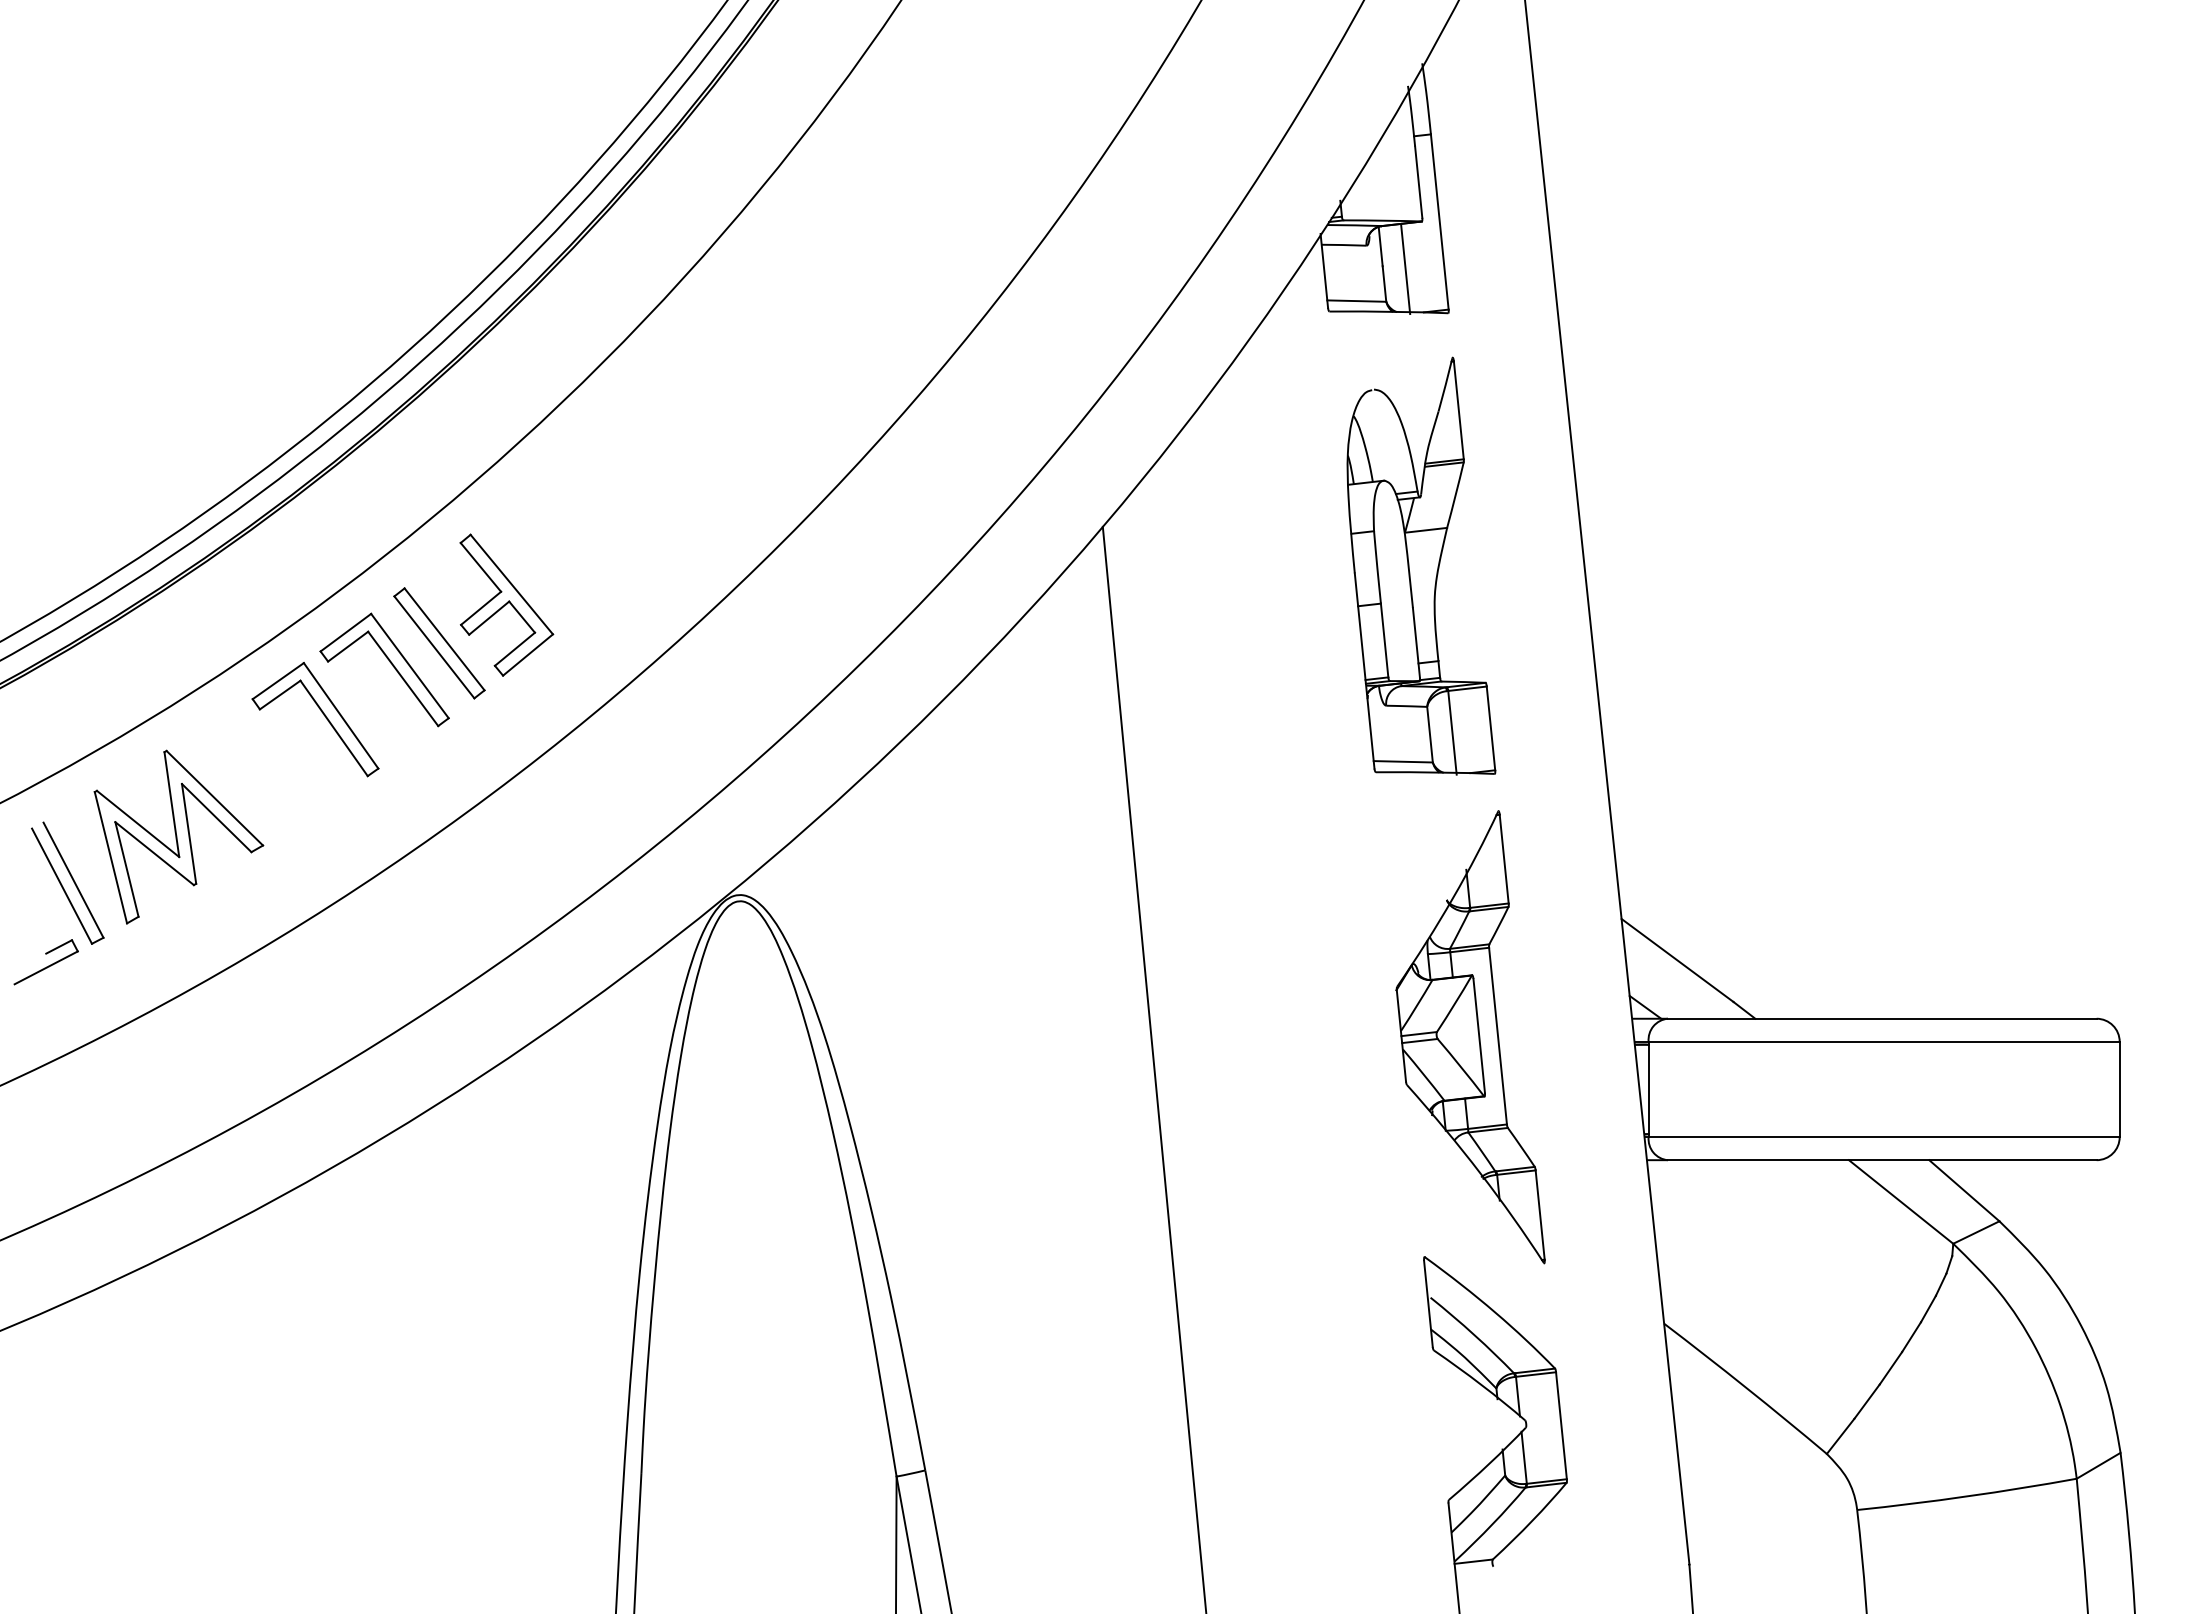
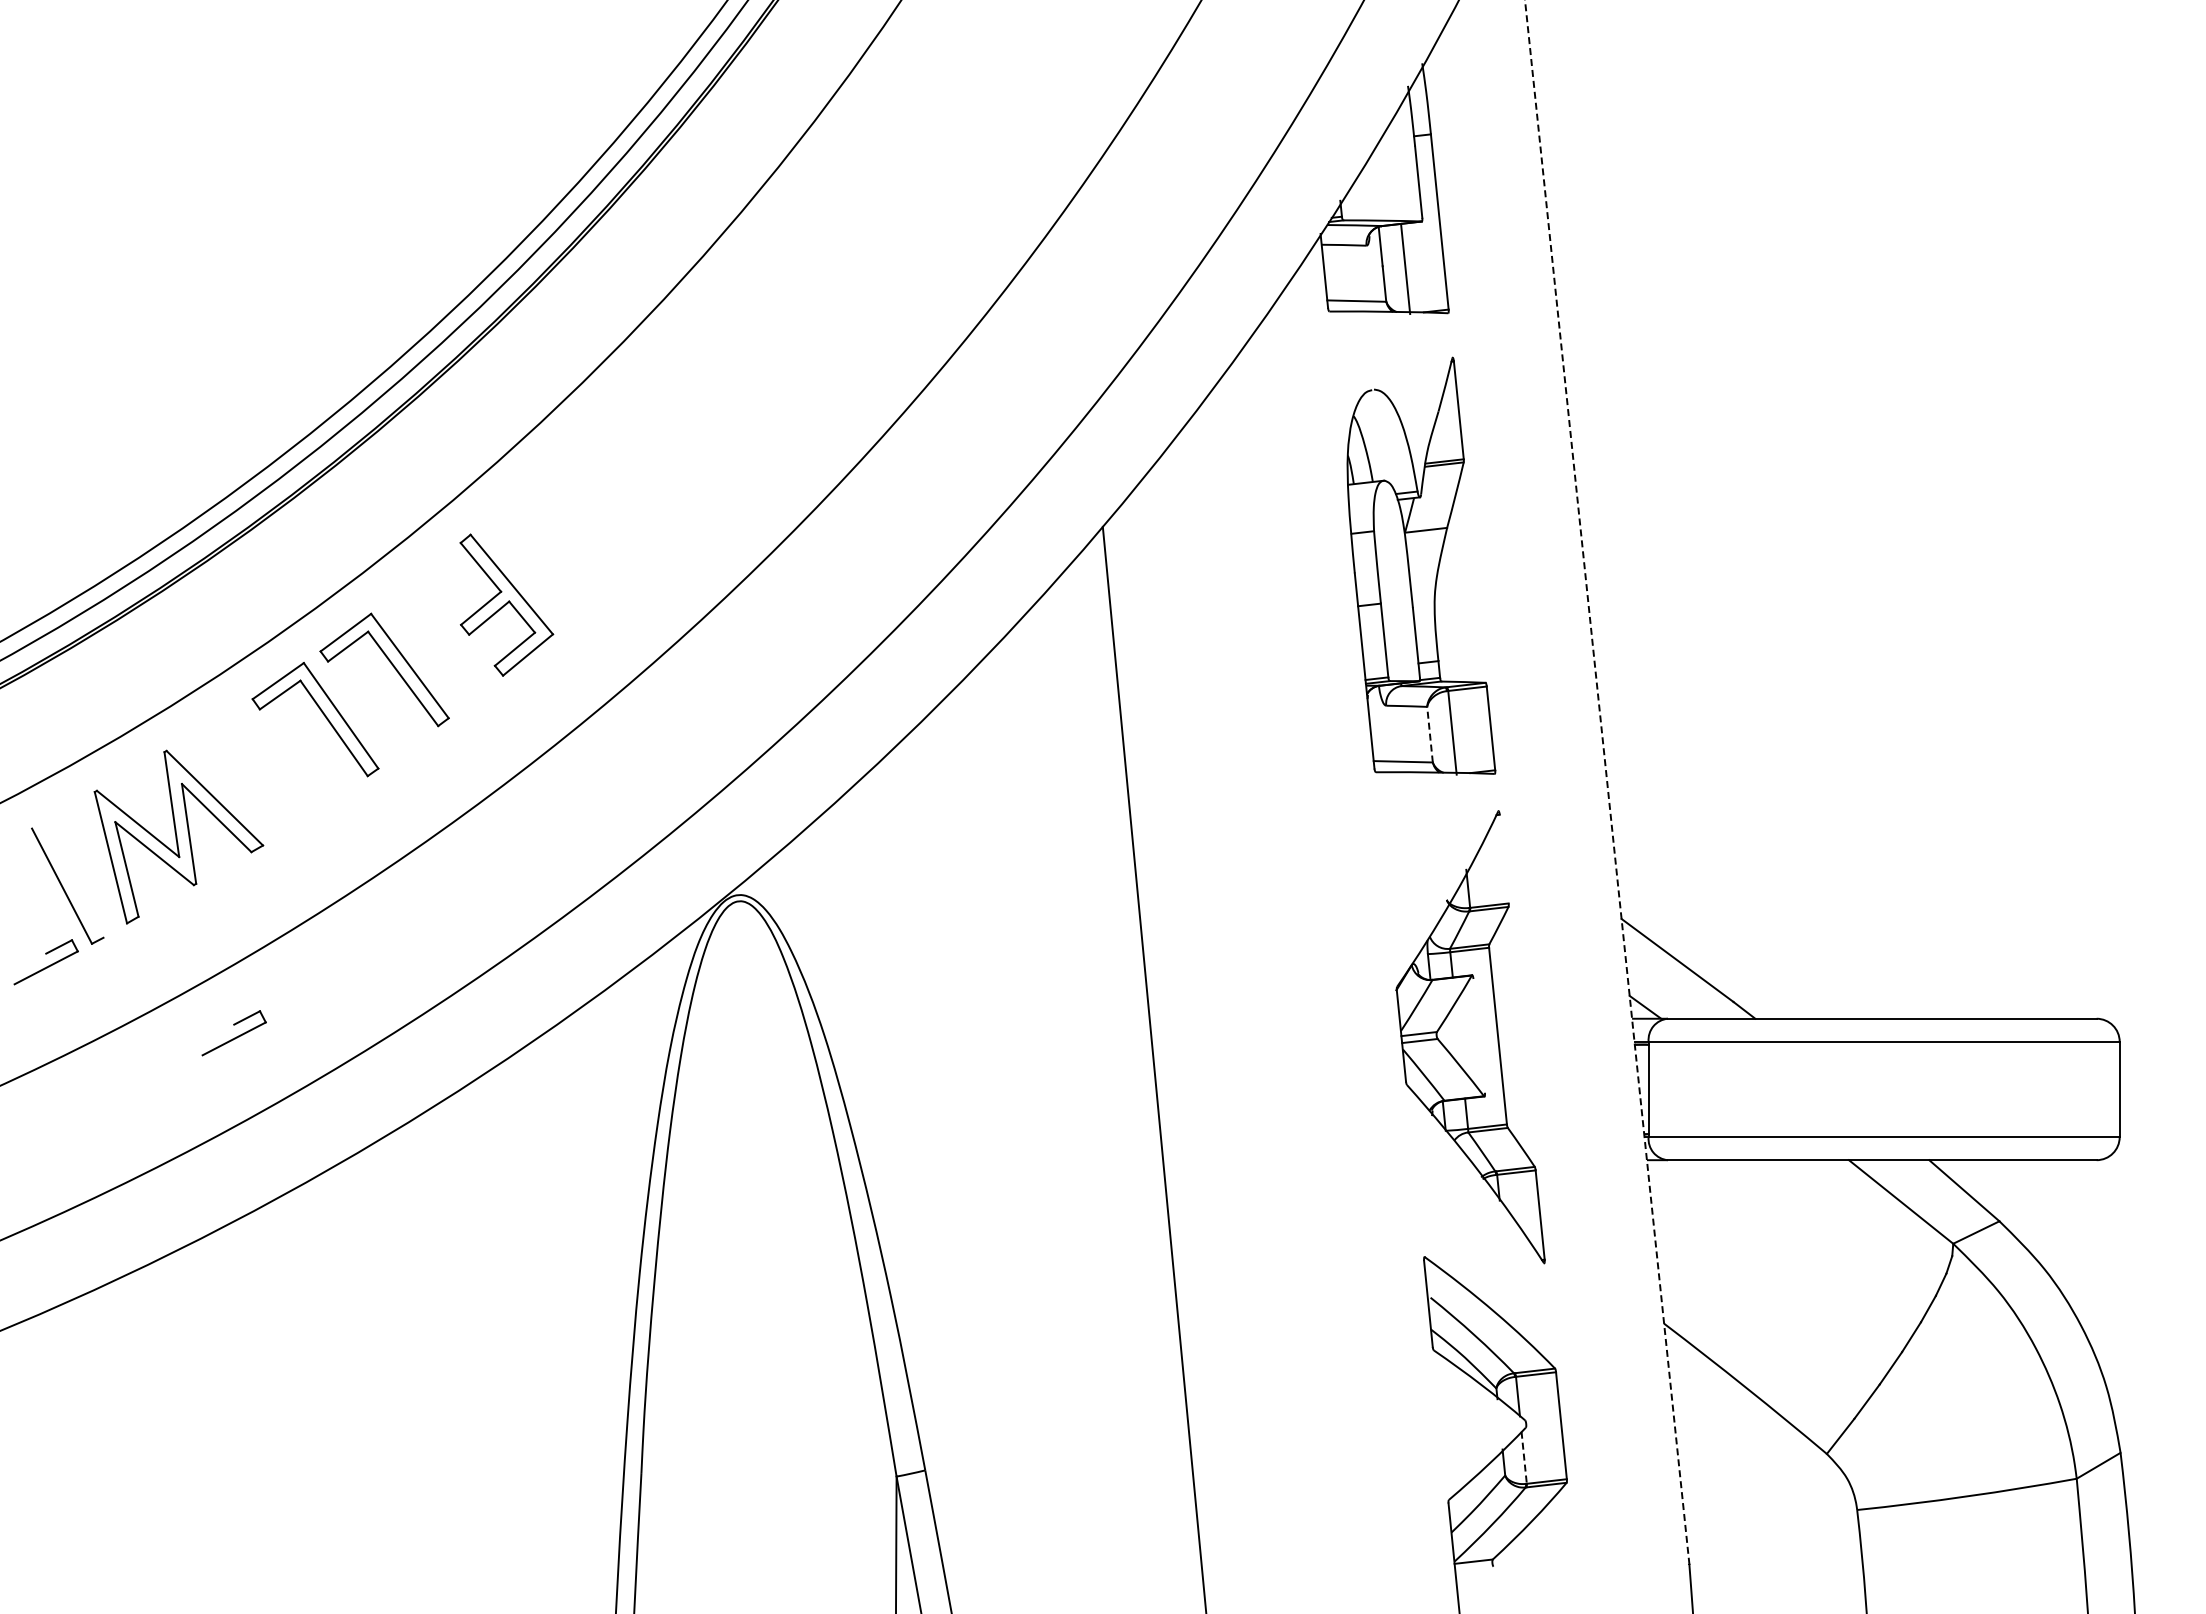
part: present -> none (439, 643)
line: solid -> dashed (1430, 734)
line: solid -> dashed (1607, 782)
line: present -> none (1503, 858)
line: present -> none (73, 879)
part: none -> present (233, 1033)
line: present -> none (1478, 1035)
line: solid -> dashed (1524, 1458)
